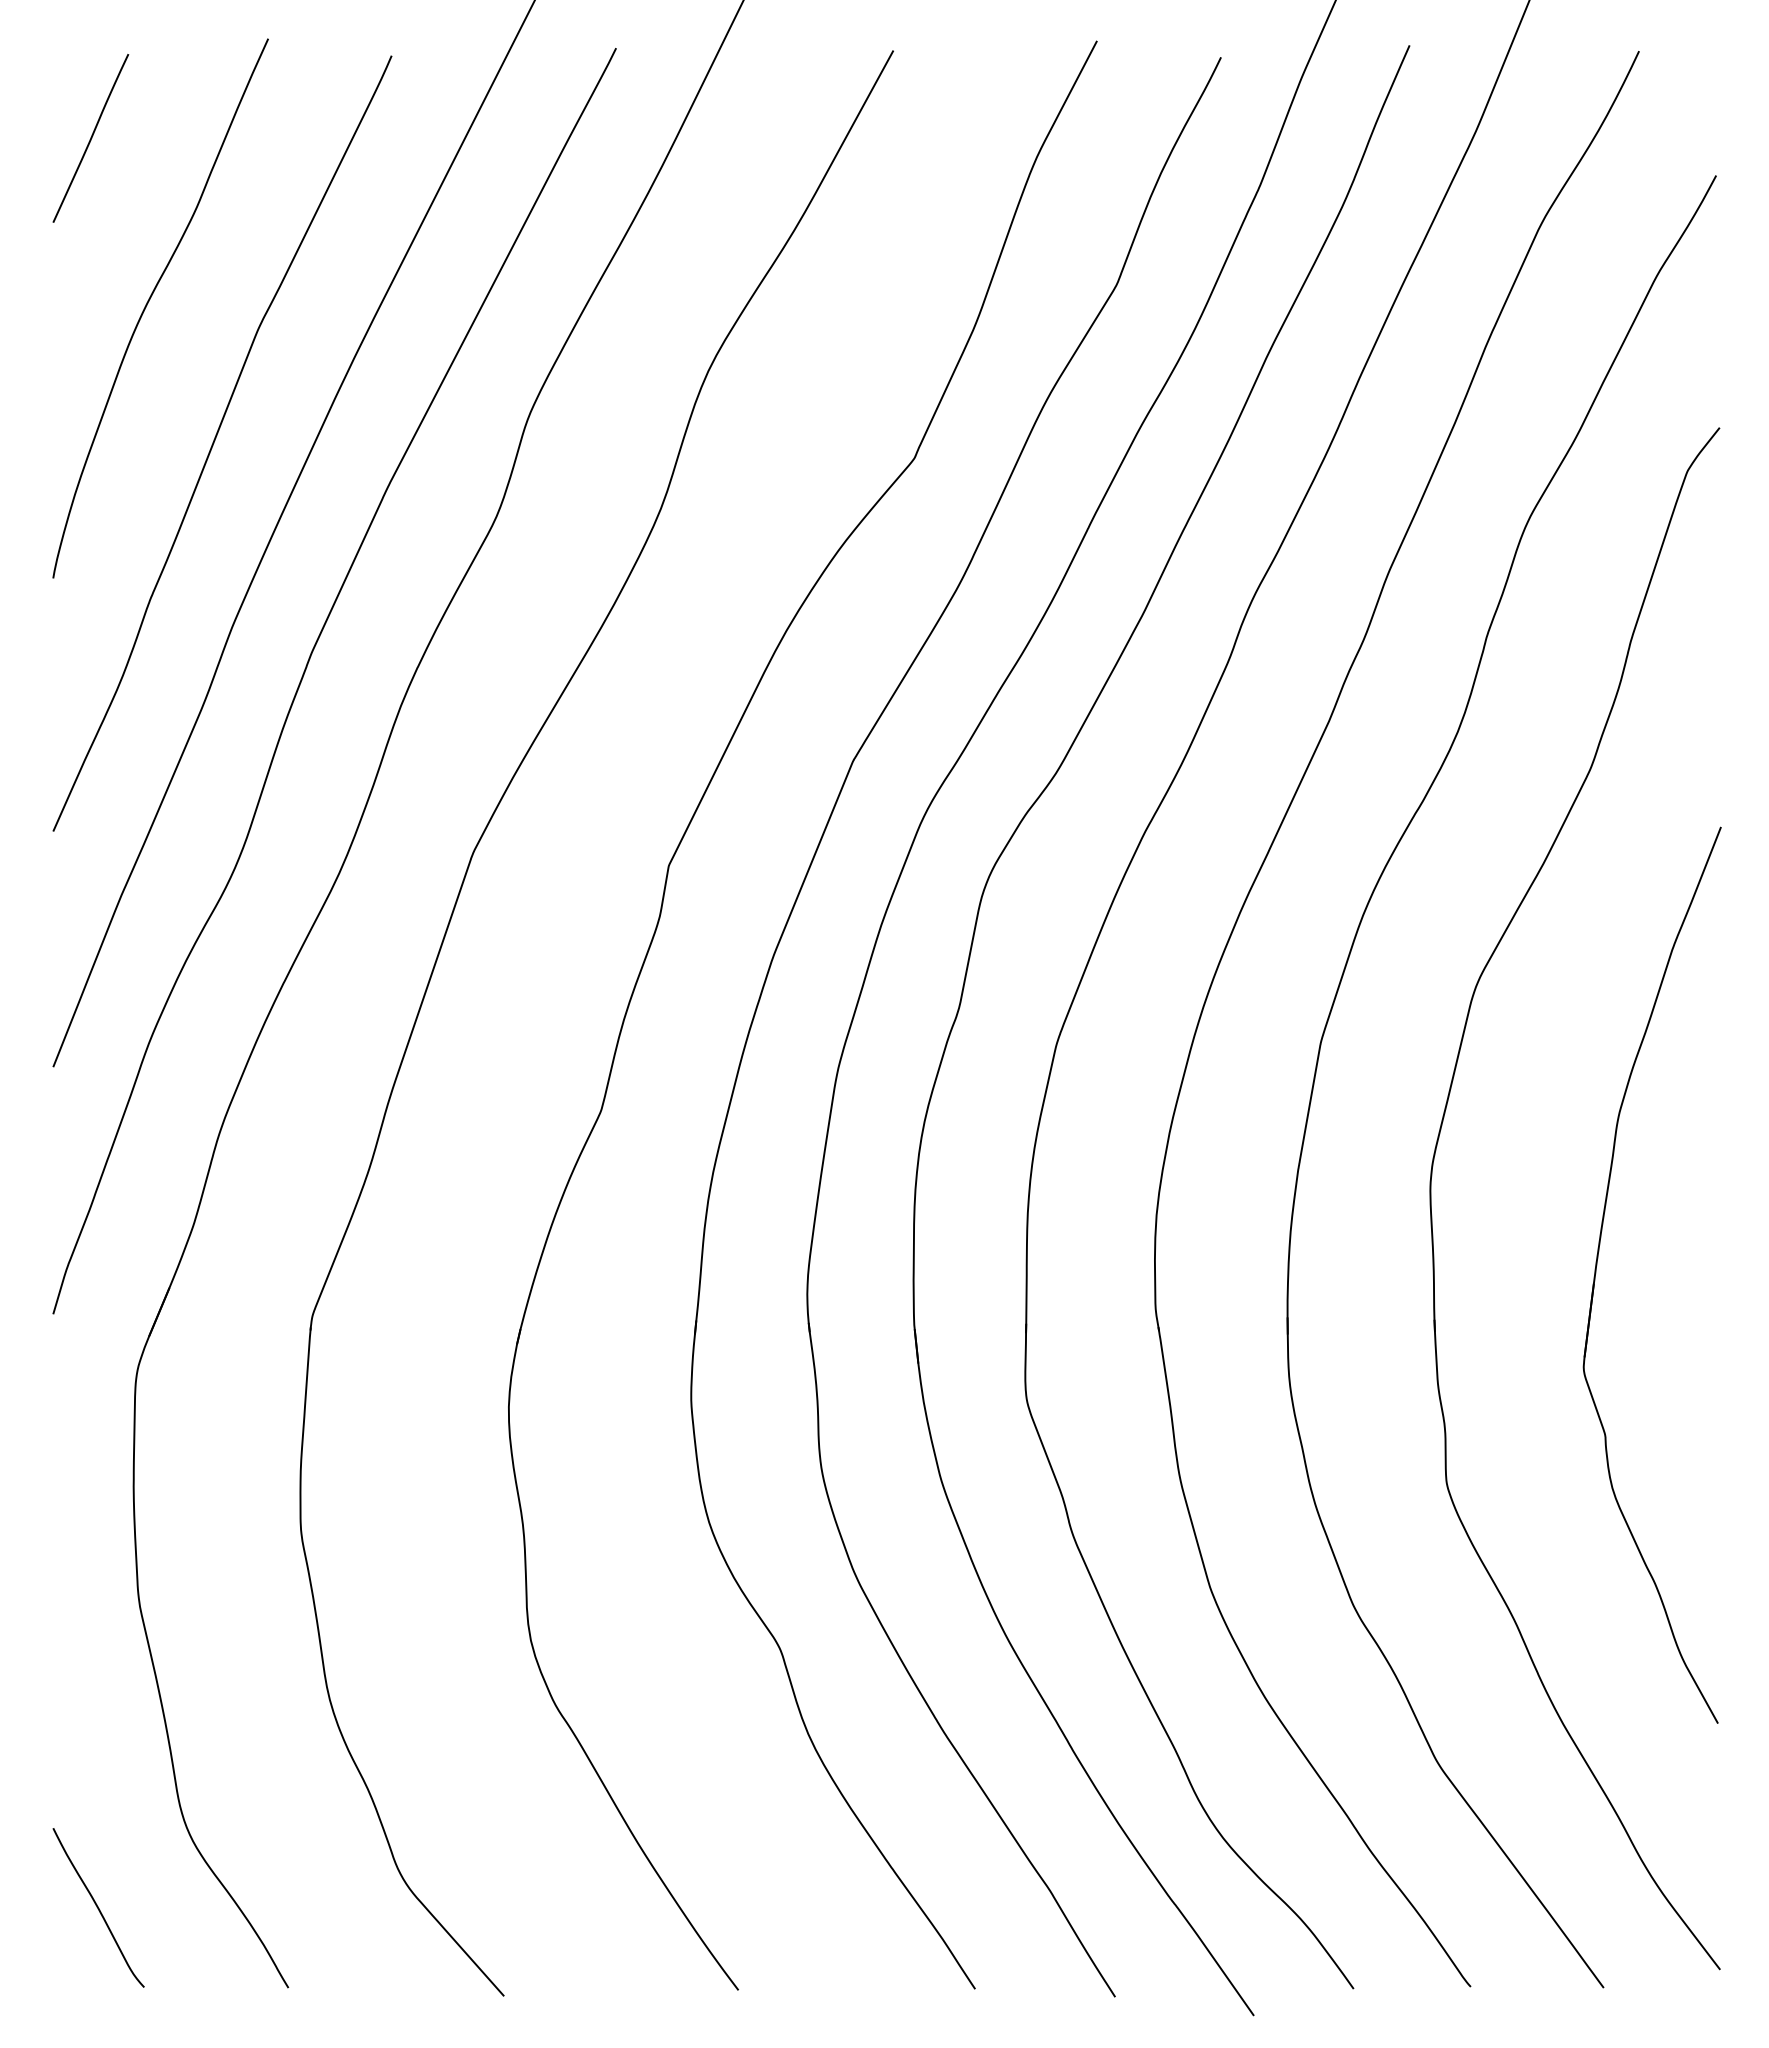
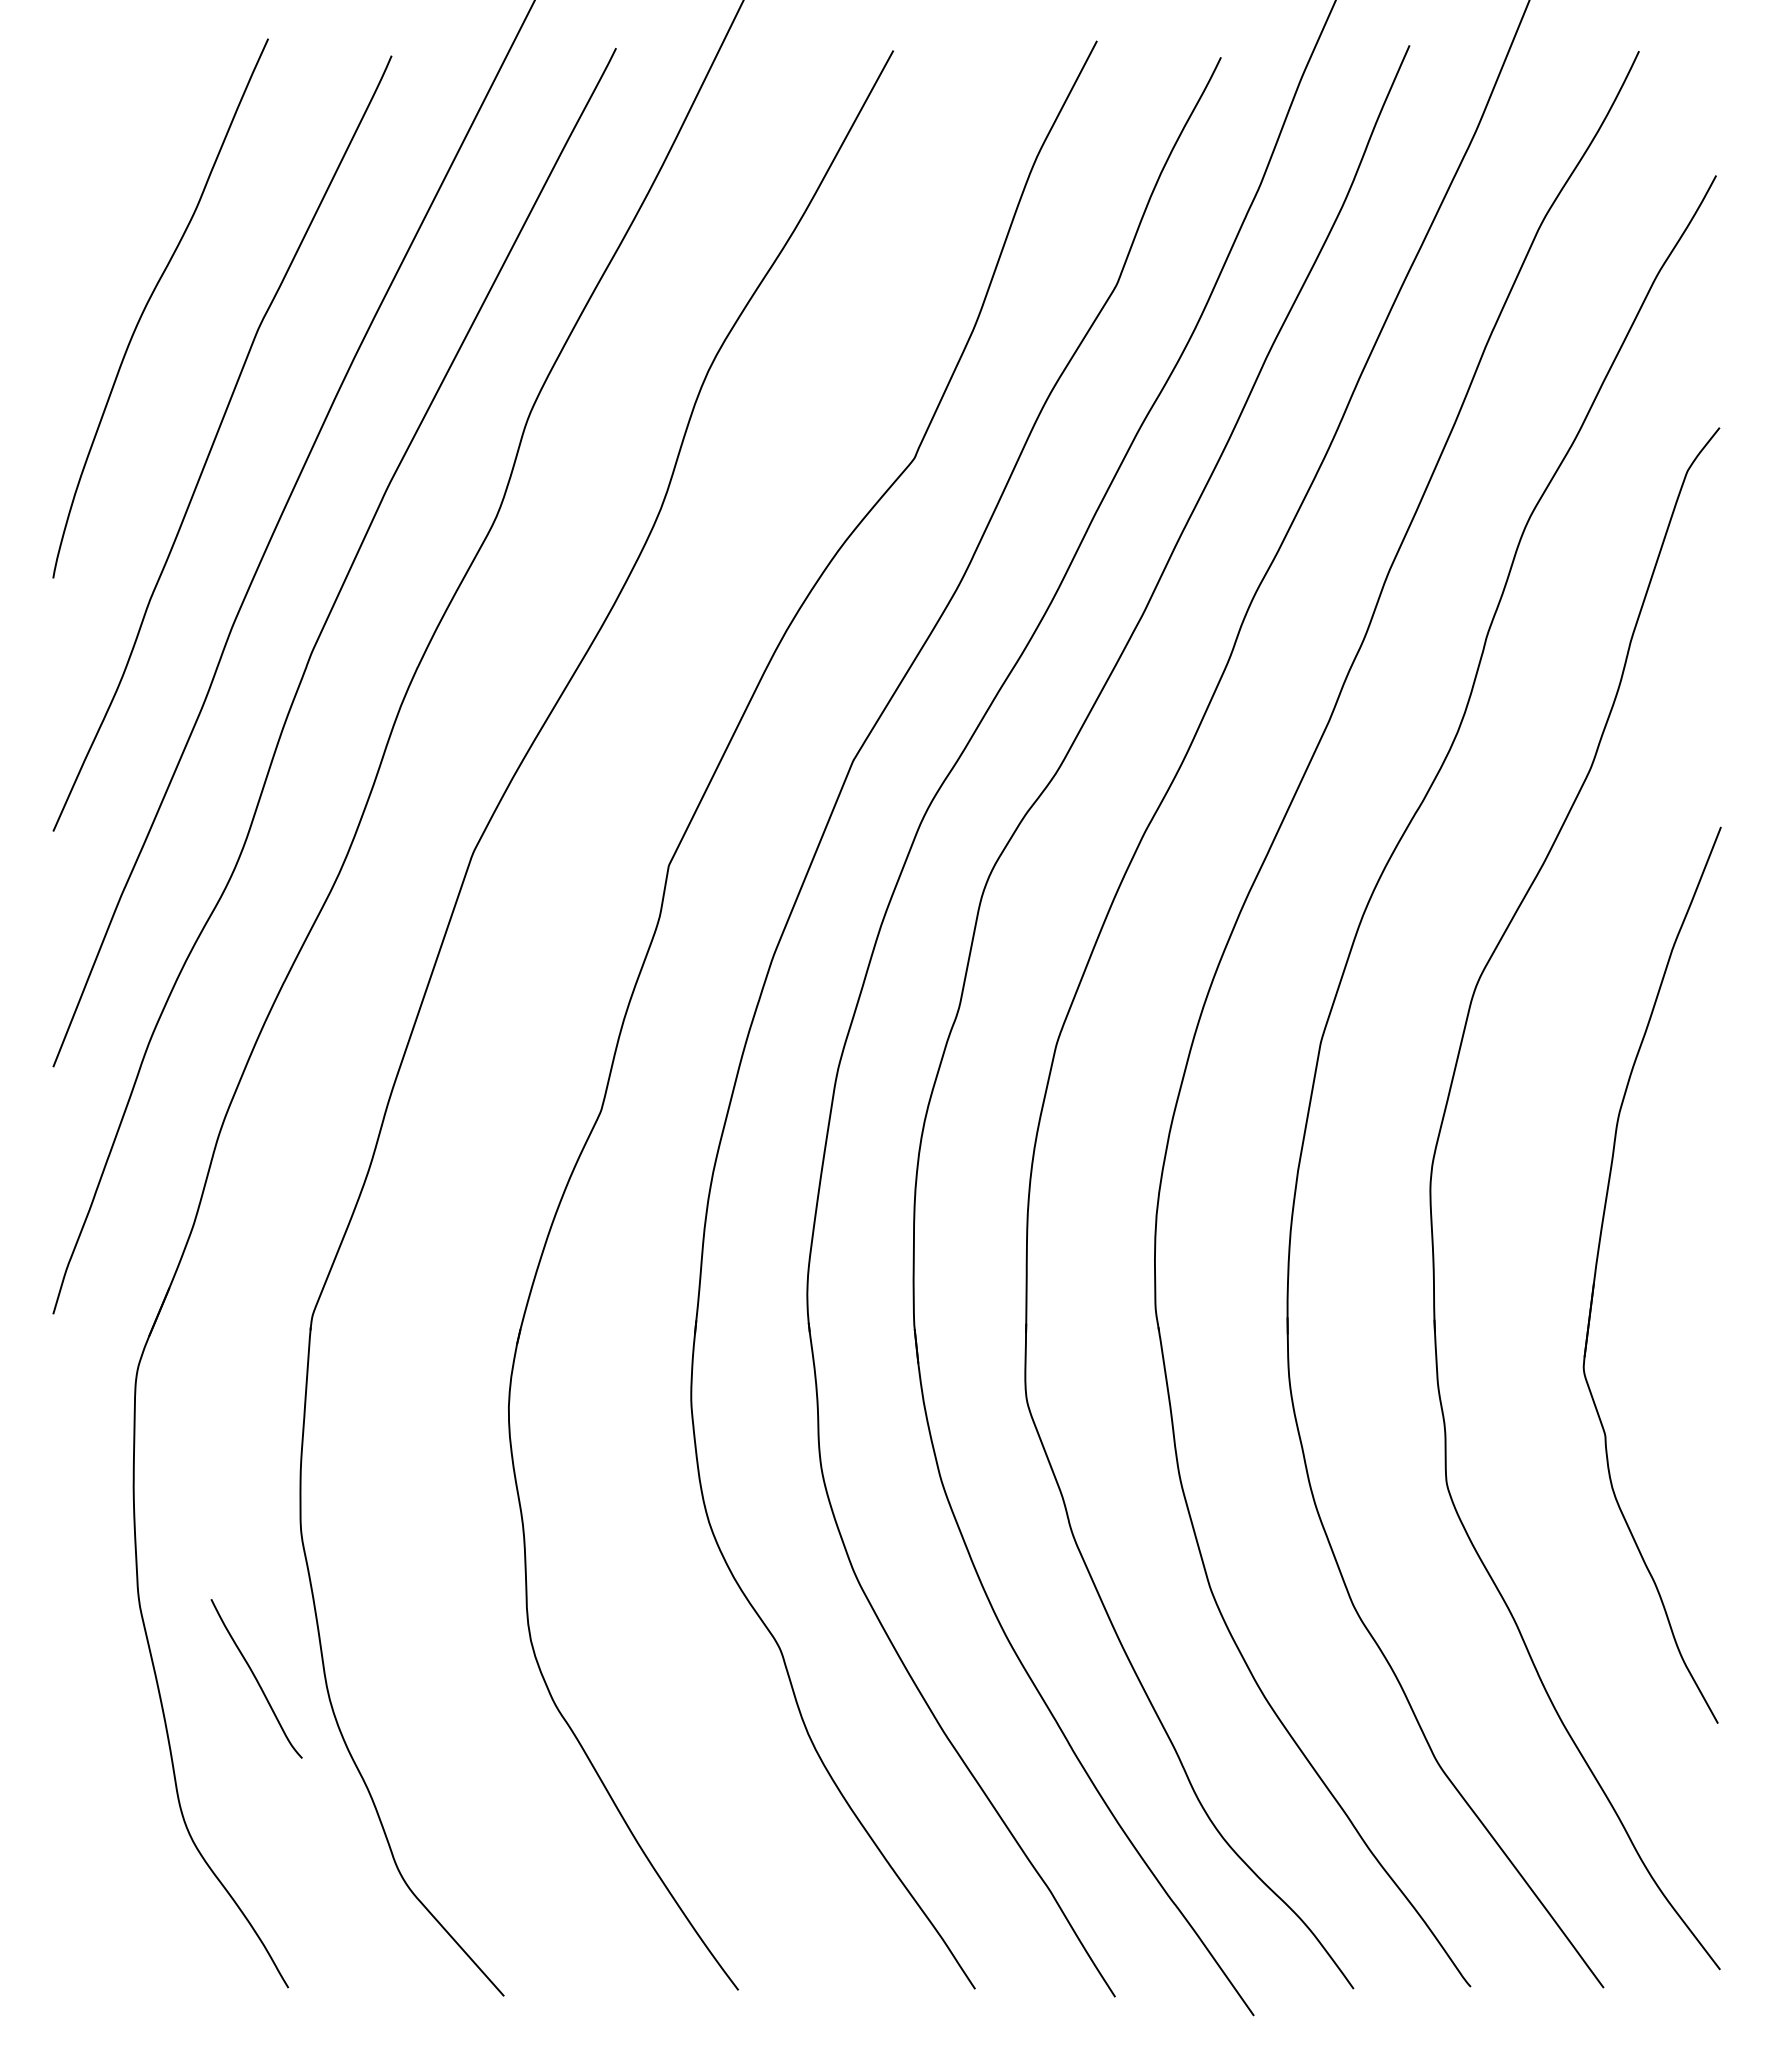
line: present -> none (90, 138)
curve position: (98, 1907) -> (256, 1678) (256, 1678)
